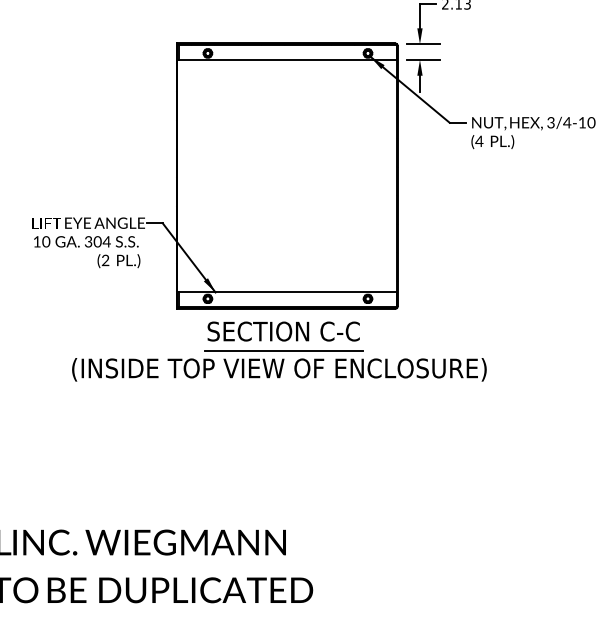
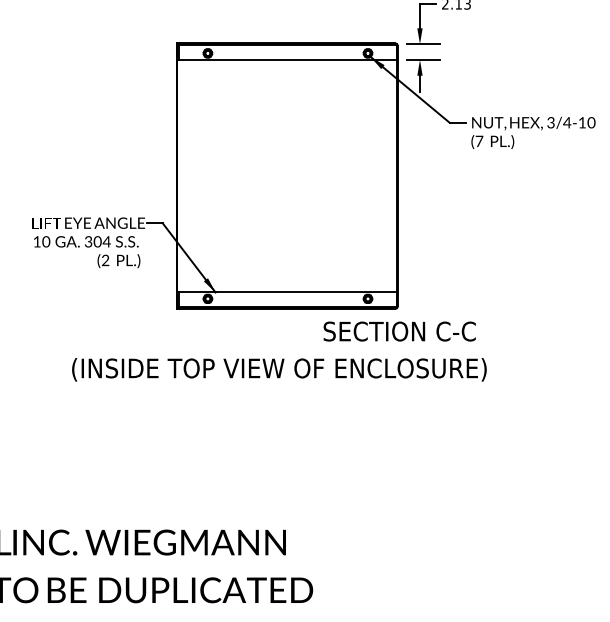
text: (4 -> (7 (479, 140)
text position: (283, 331) -> (399, 331) (399, 331)
line: present -> none (284, 350)
